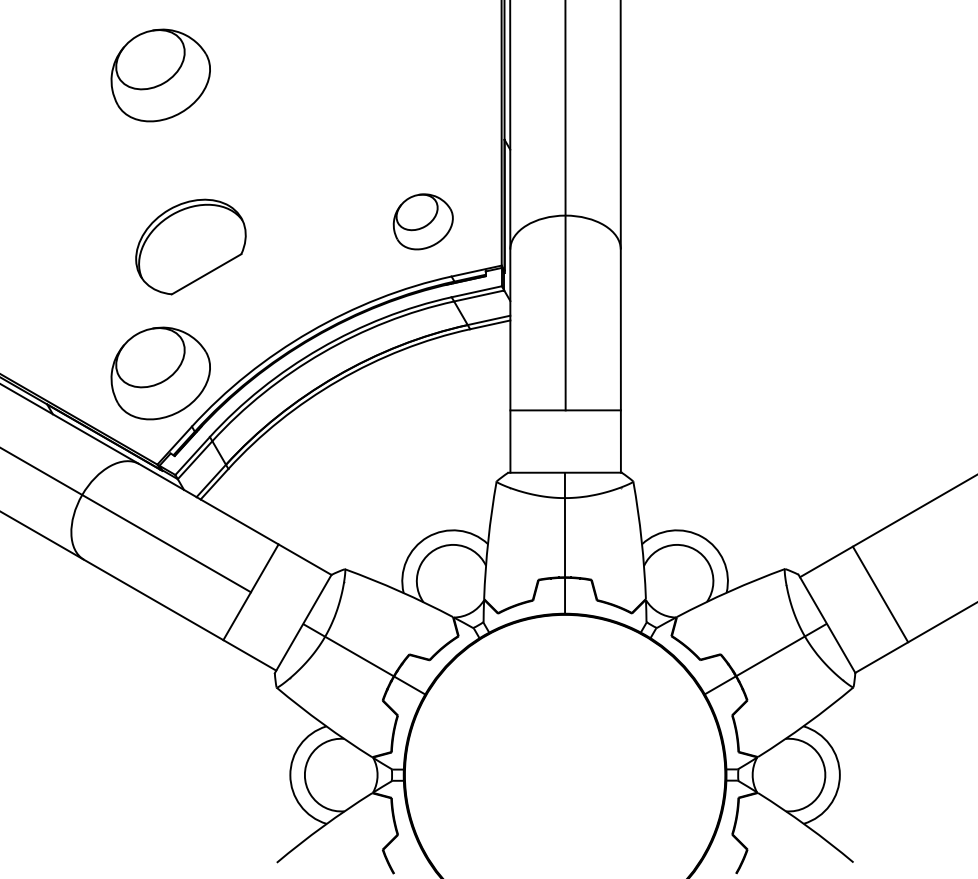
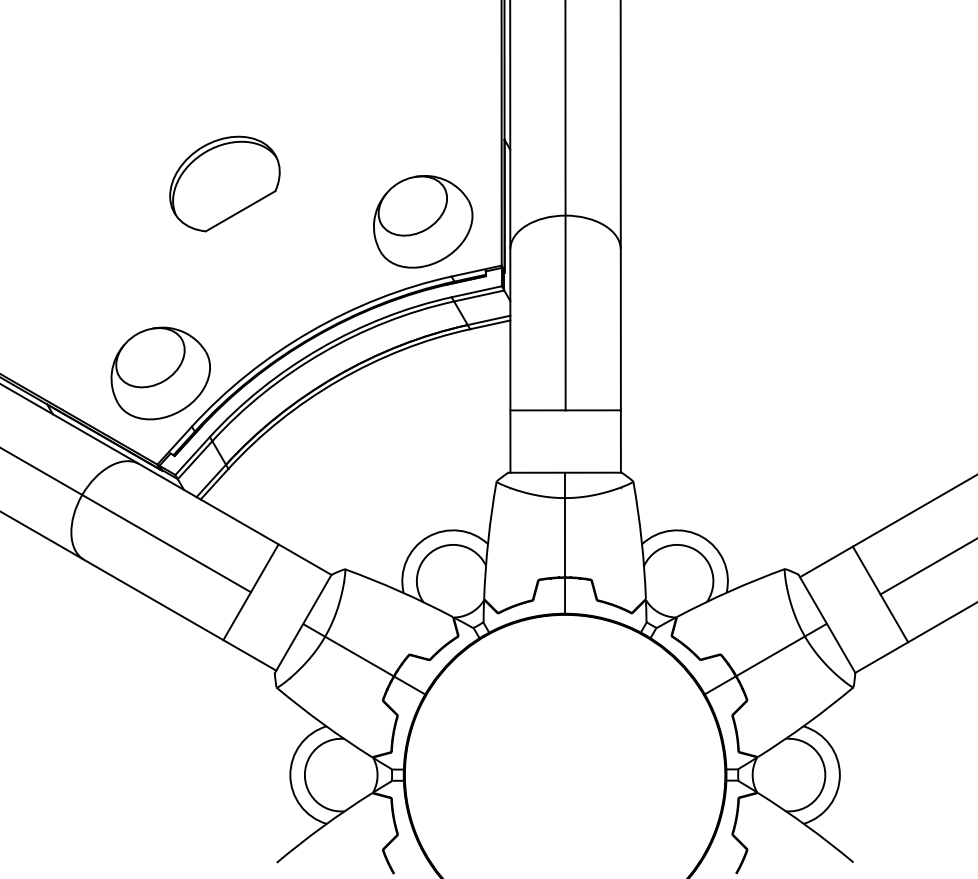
part: present -> none (160, 75)
part size: 62x58 px -> 101x94 px (423, 221)
part position: (190, 246) -> (224, 183) (224, 183)
line: none -> present (927, 566)
